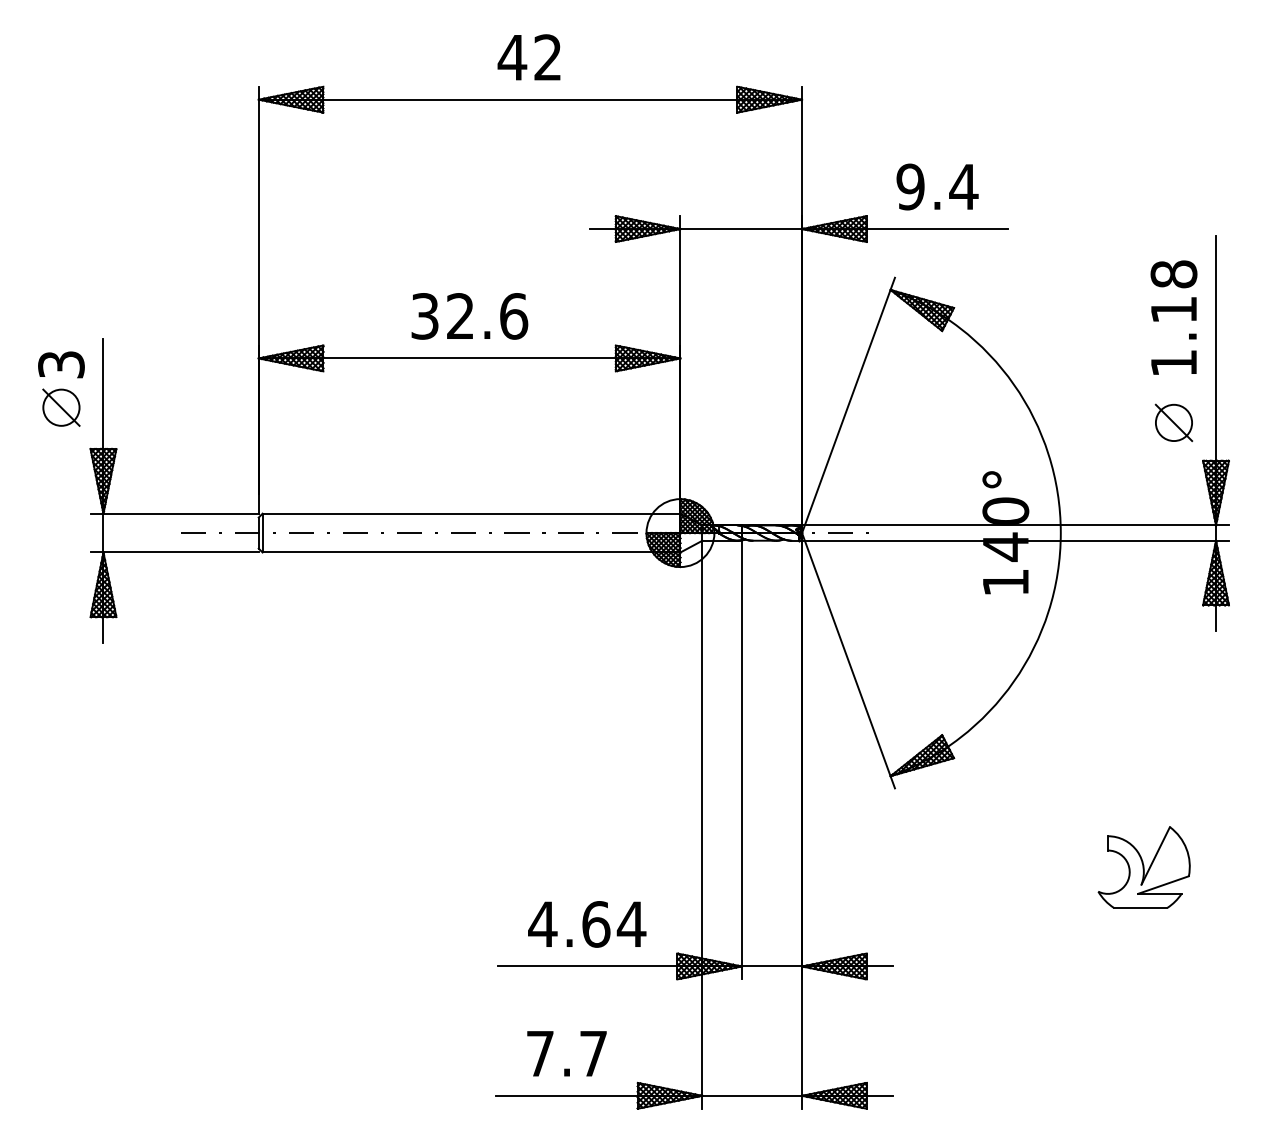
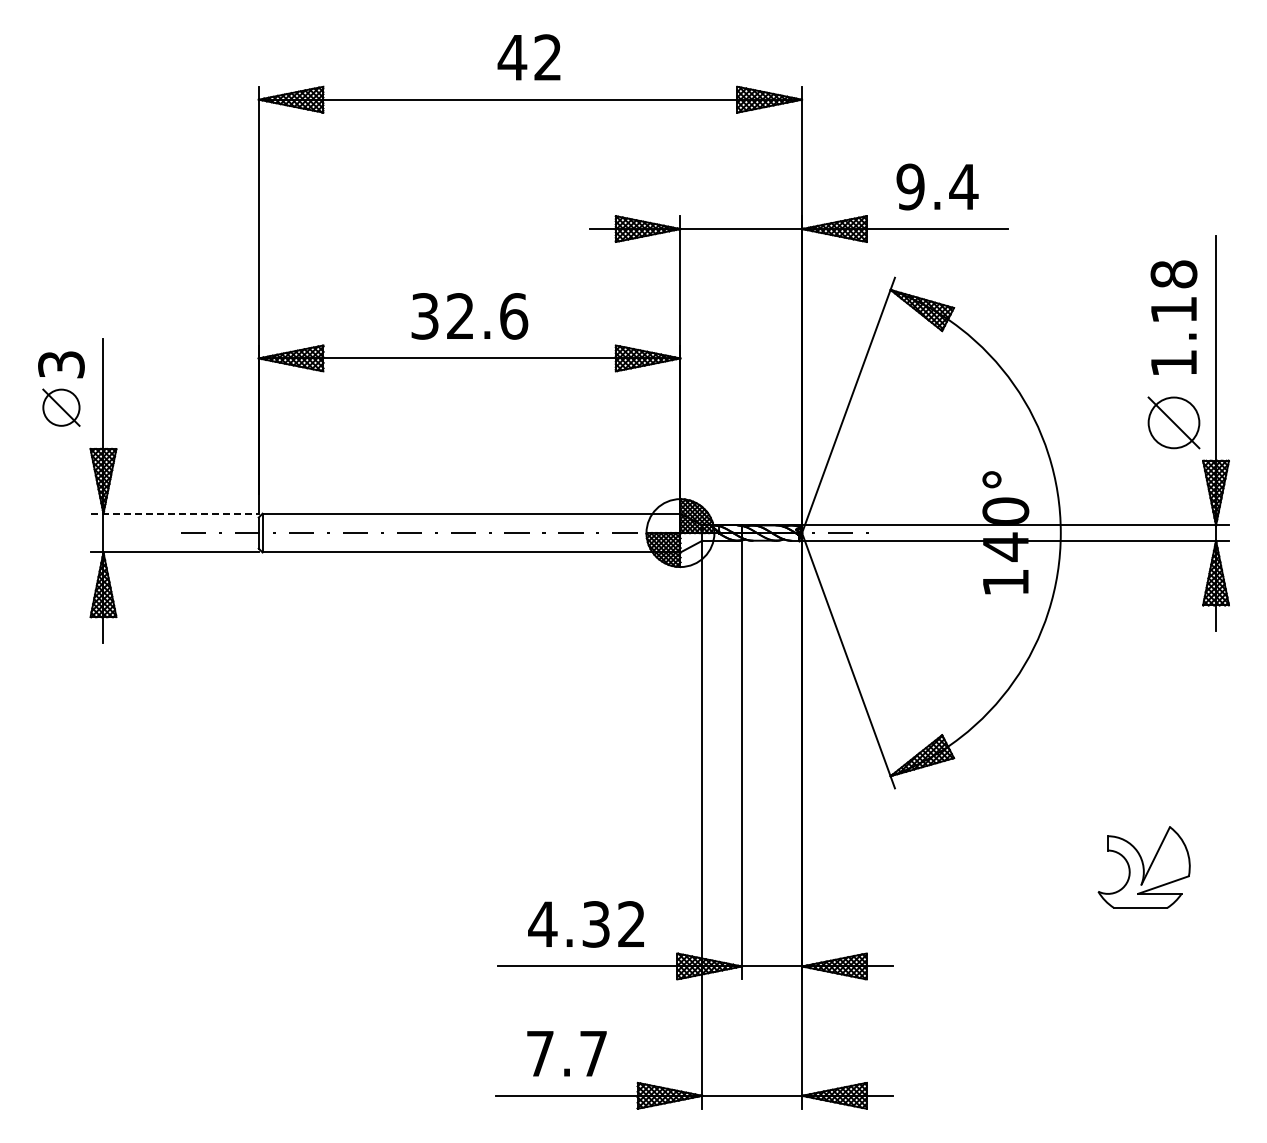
part size: 40x40 px -> 54x54 px (1173, 422)
line: solid -> dashed (175, 513)
text: 4.64 -> 4.32 (614, 924)
